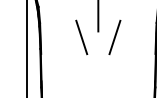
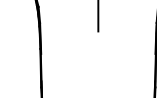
line: present -> none (81, 37)
line: present -> none (114, 37)
line: present -> none (27, 48)
